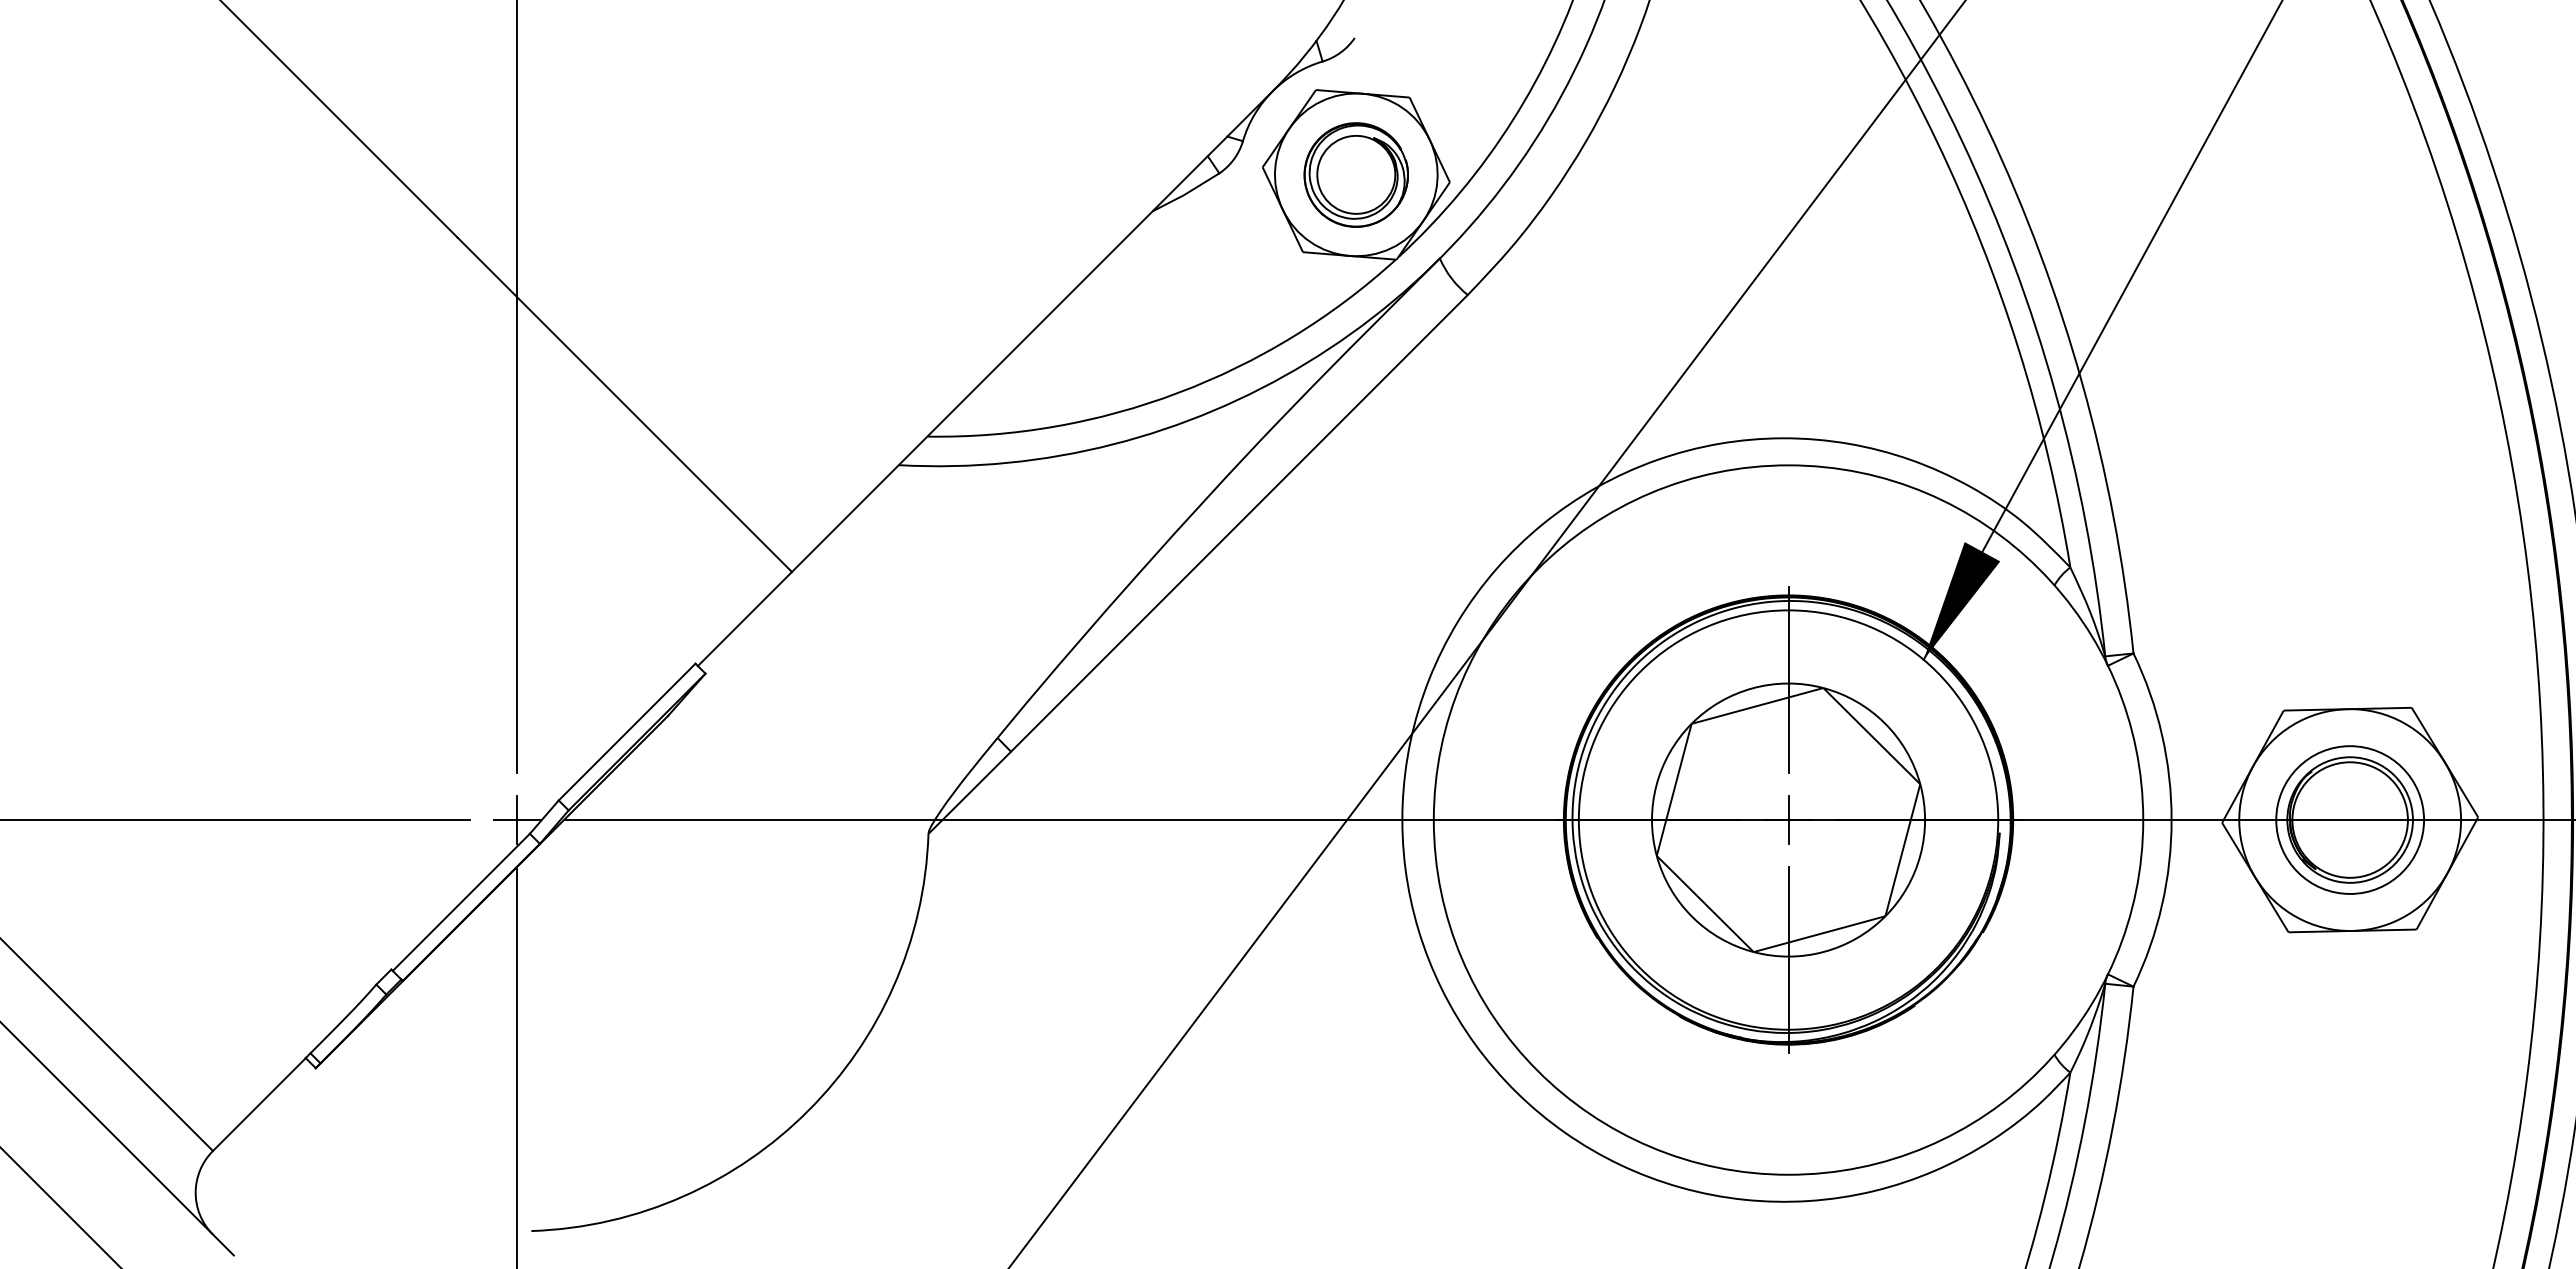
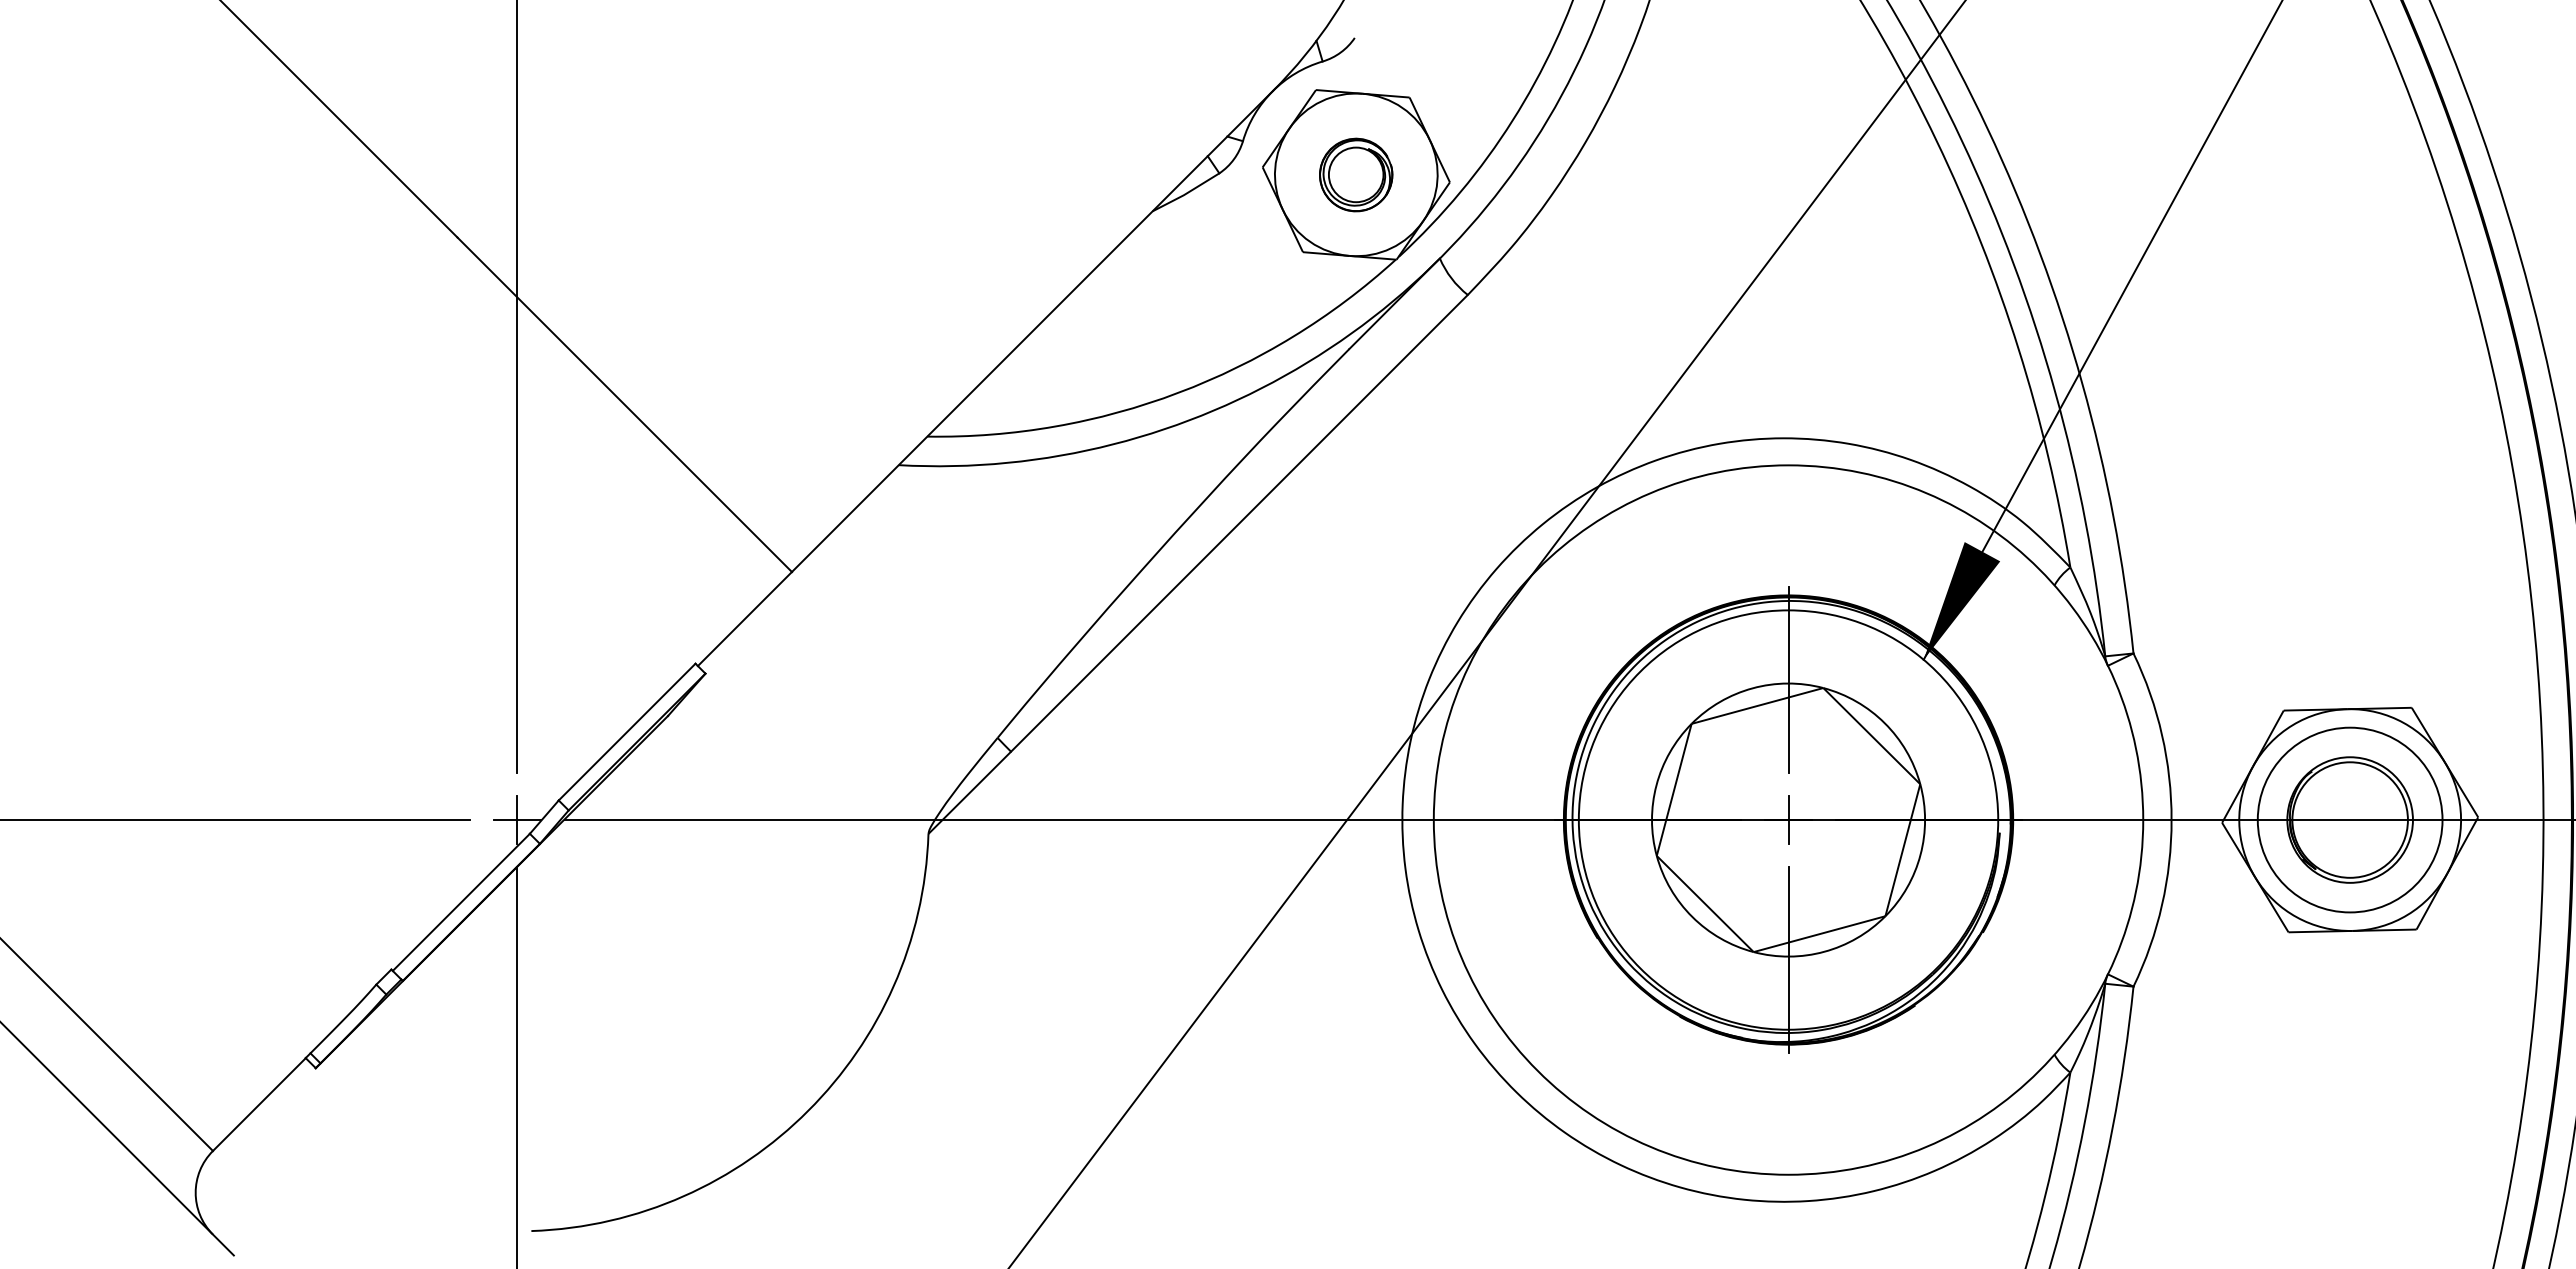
part size: 106x106 px -> 75x76 px (1356, 174)
circle diameter: 148 px -> 185 px (2349, 819)
line: present -> none (60, 1207)
